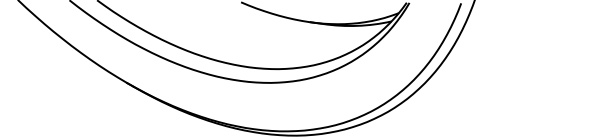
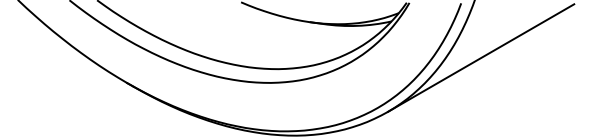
line: none -> present (481, 57)
